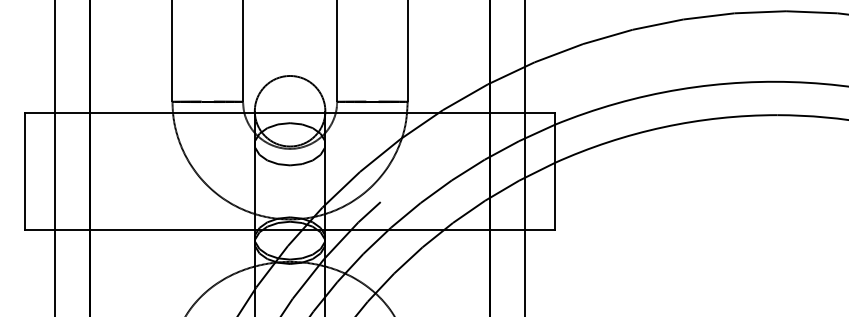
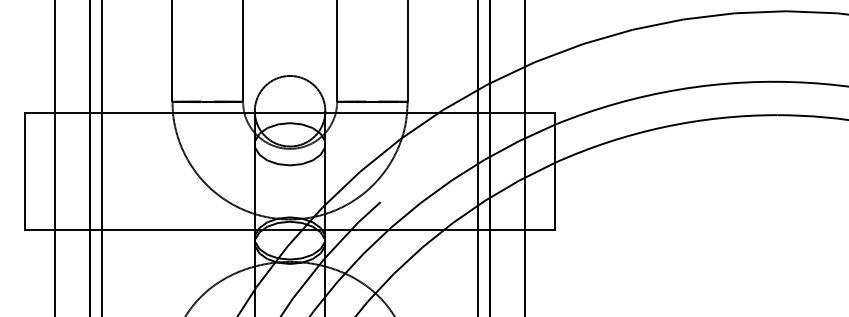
line: none -> present (101, 157)
line: none -> present (478, 157)
